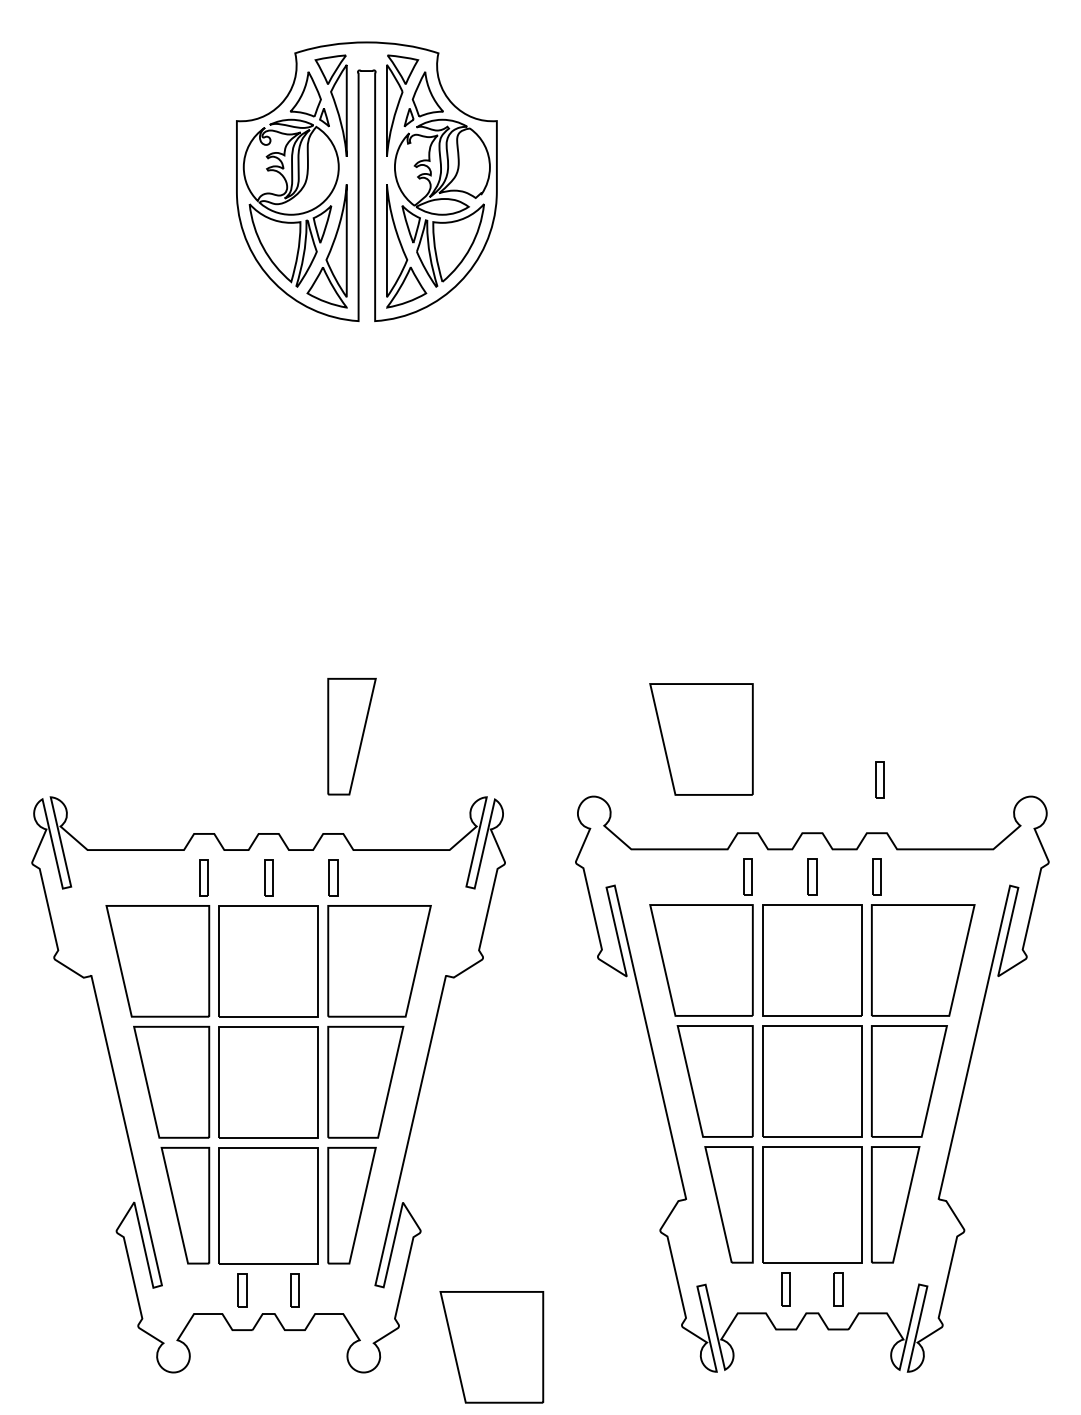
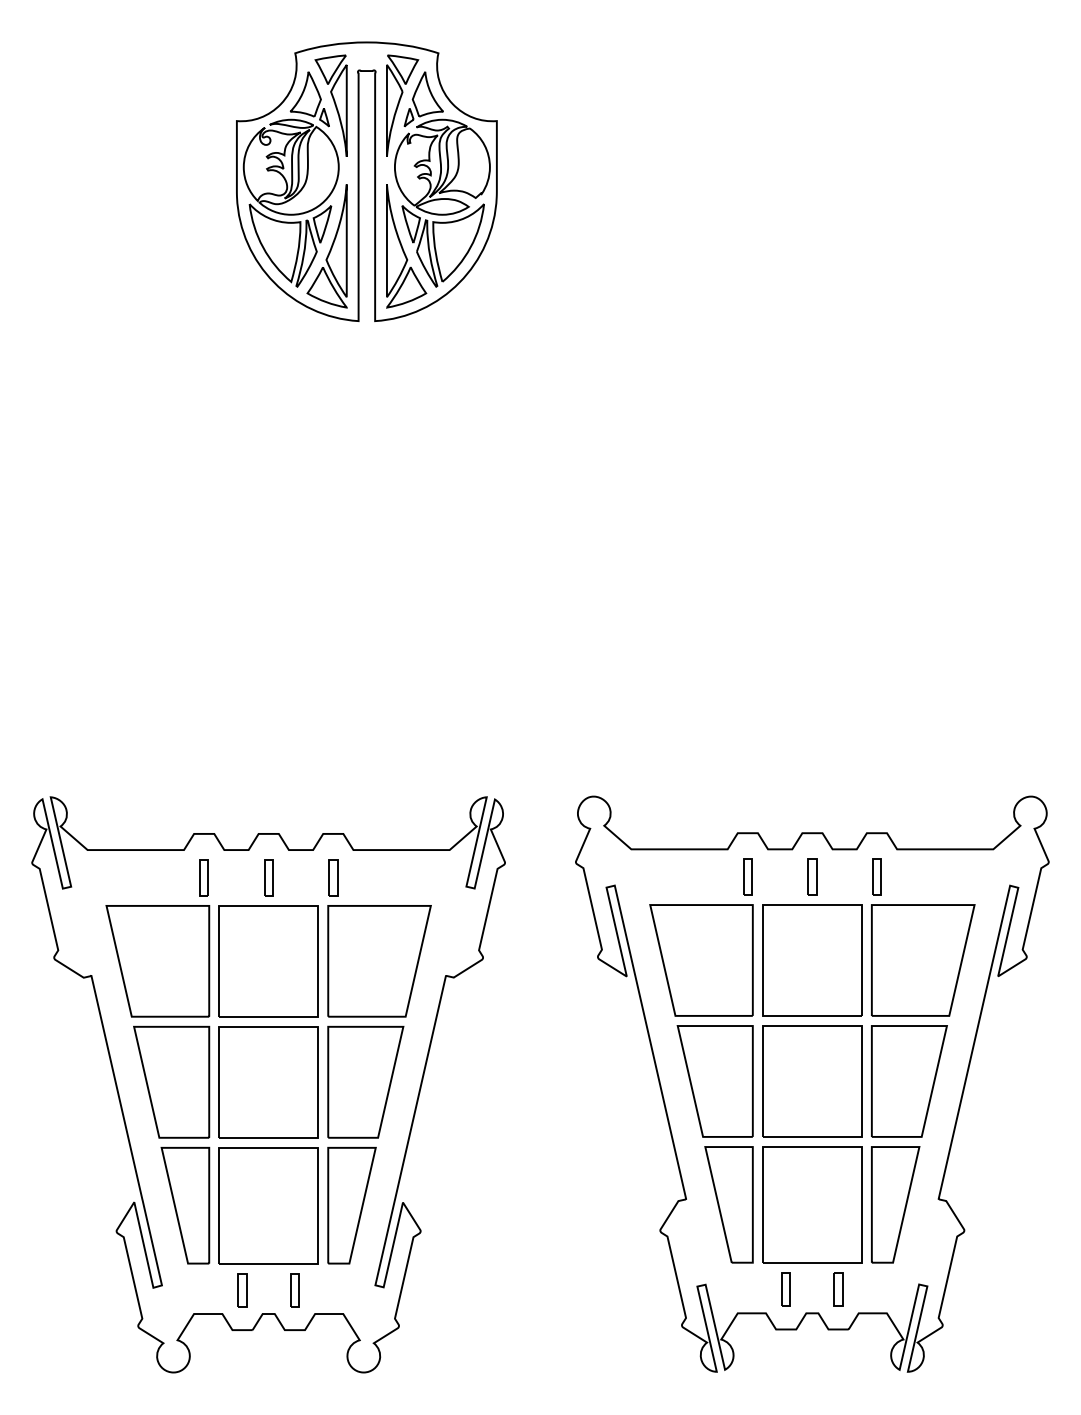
part: present -> none (351, 736)
part: present -> none (701, 739)
part: present -> none (879, 779)
part: present -> none (491, 1347)
